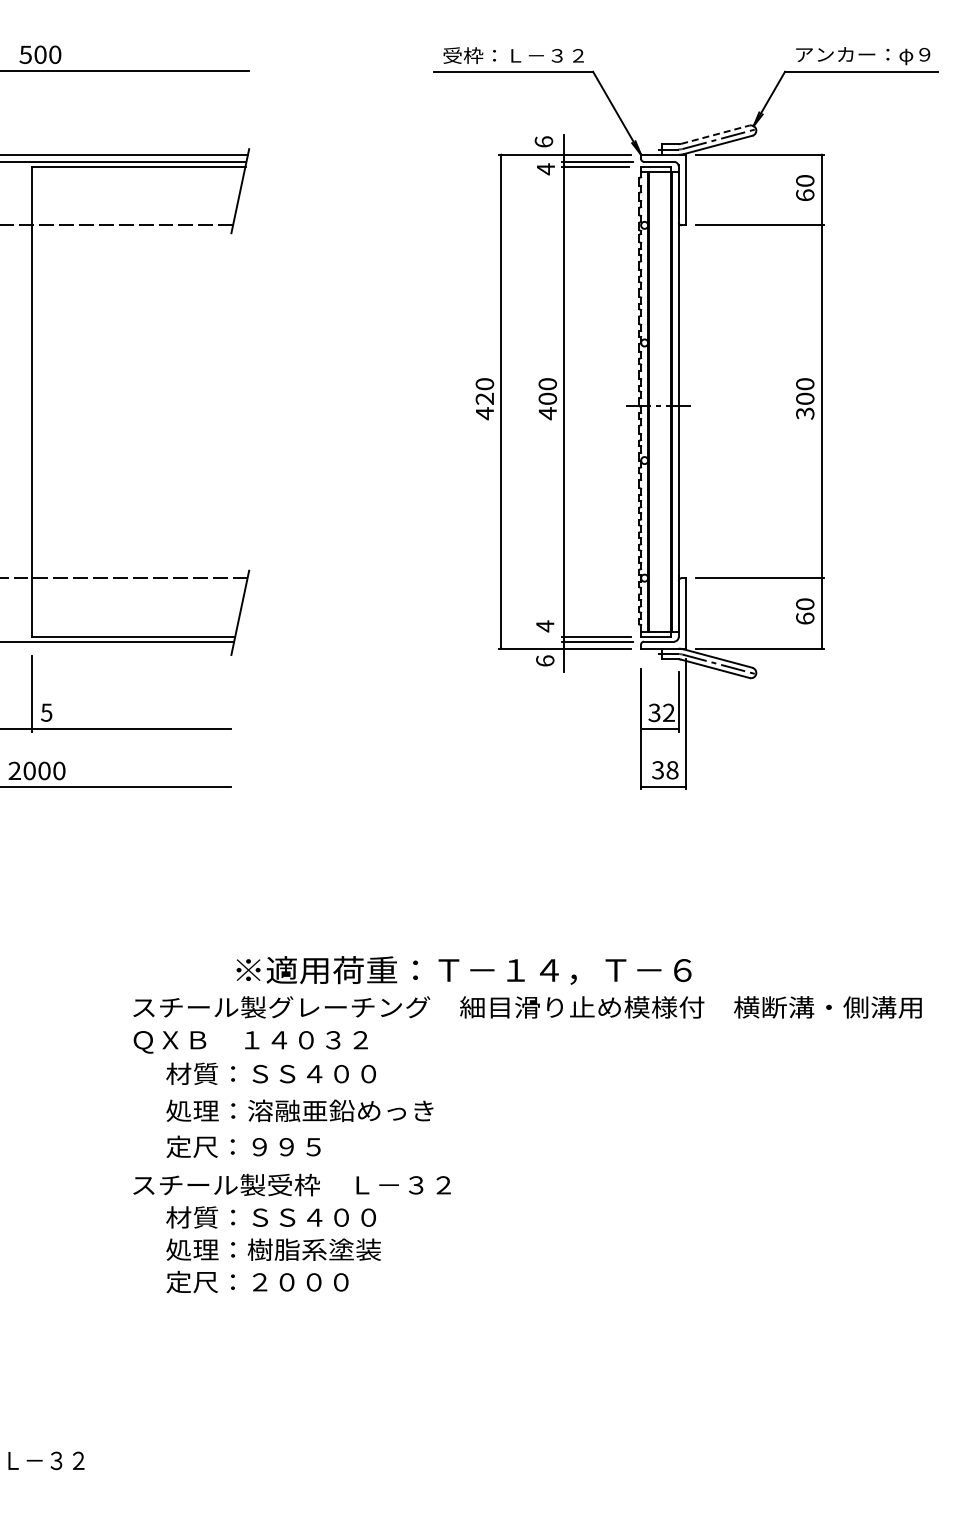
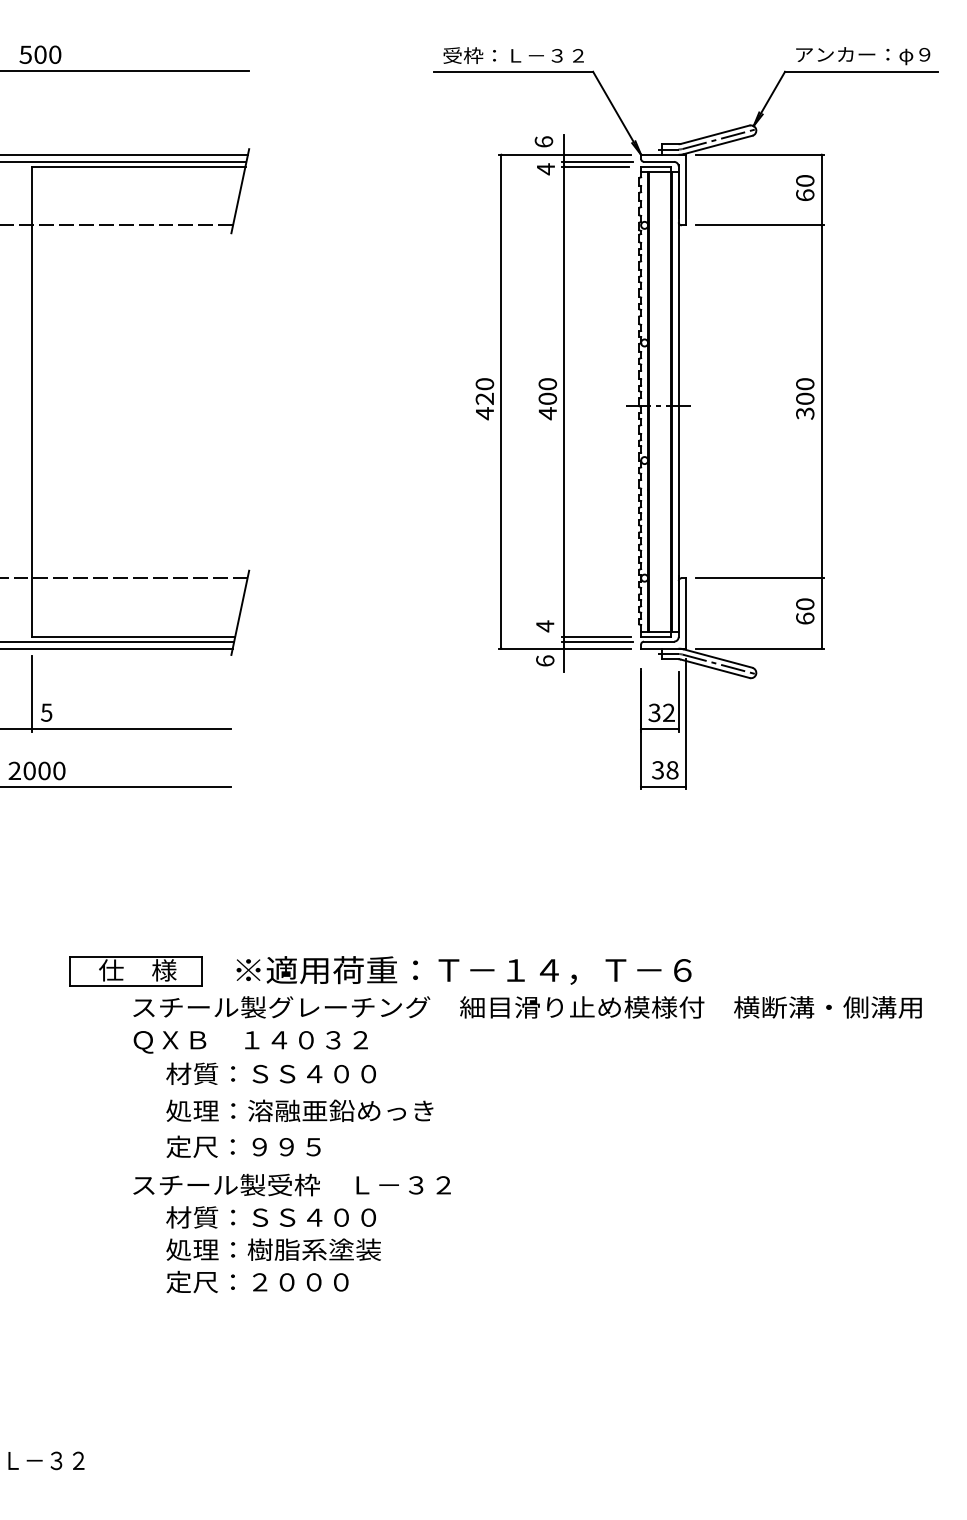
line: dashed -> solid (715, 134)
line: none -> present (117, 648)
part: none -> present (135, 971)
